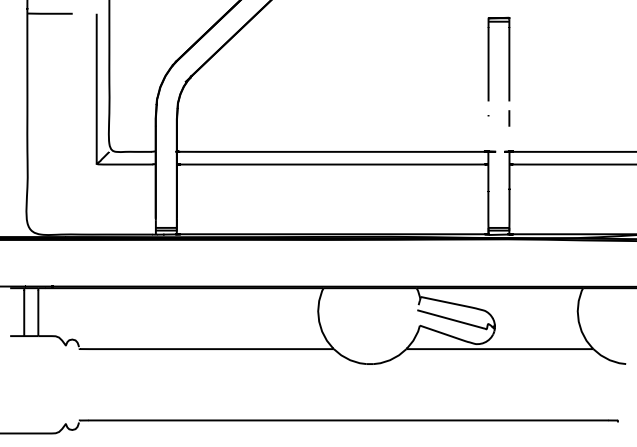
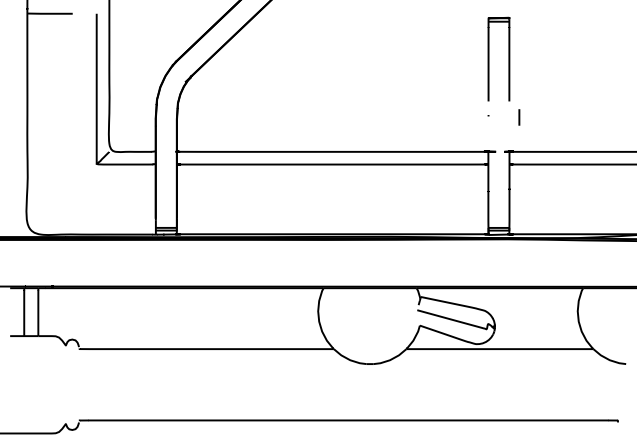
line position: (509, 118) -> (519, 117) (519, 117)
